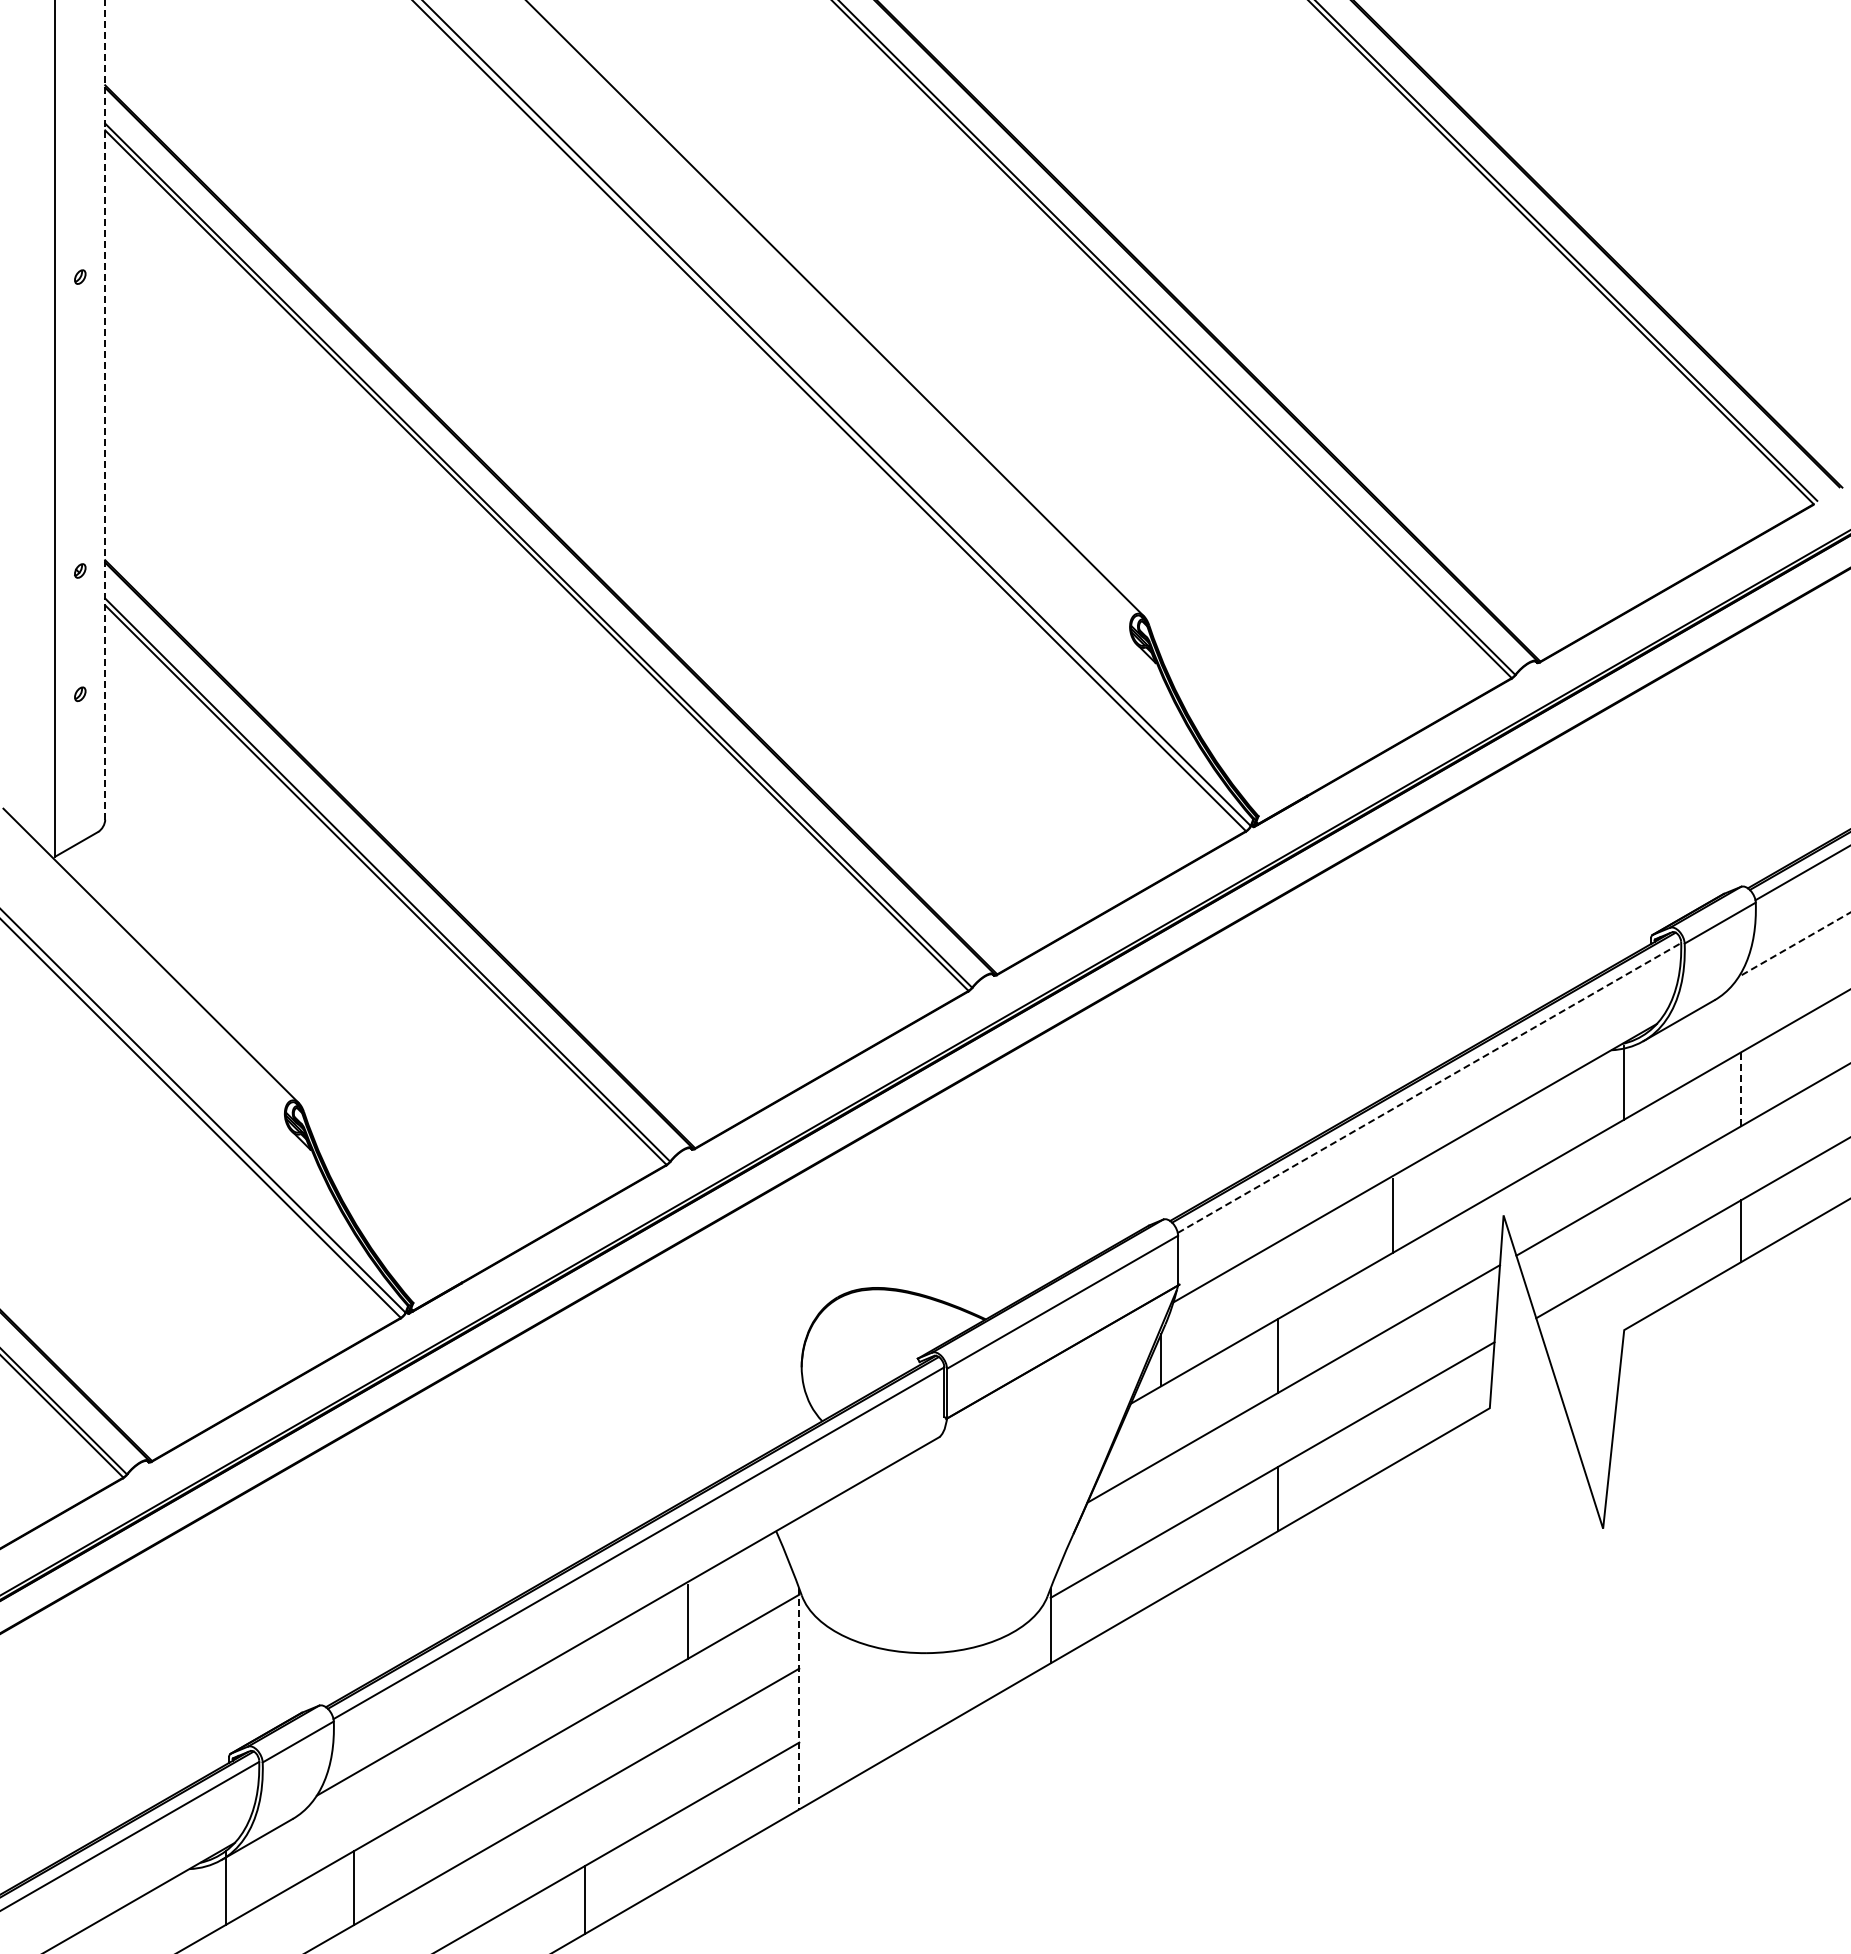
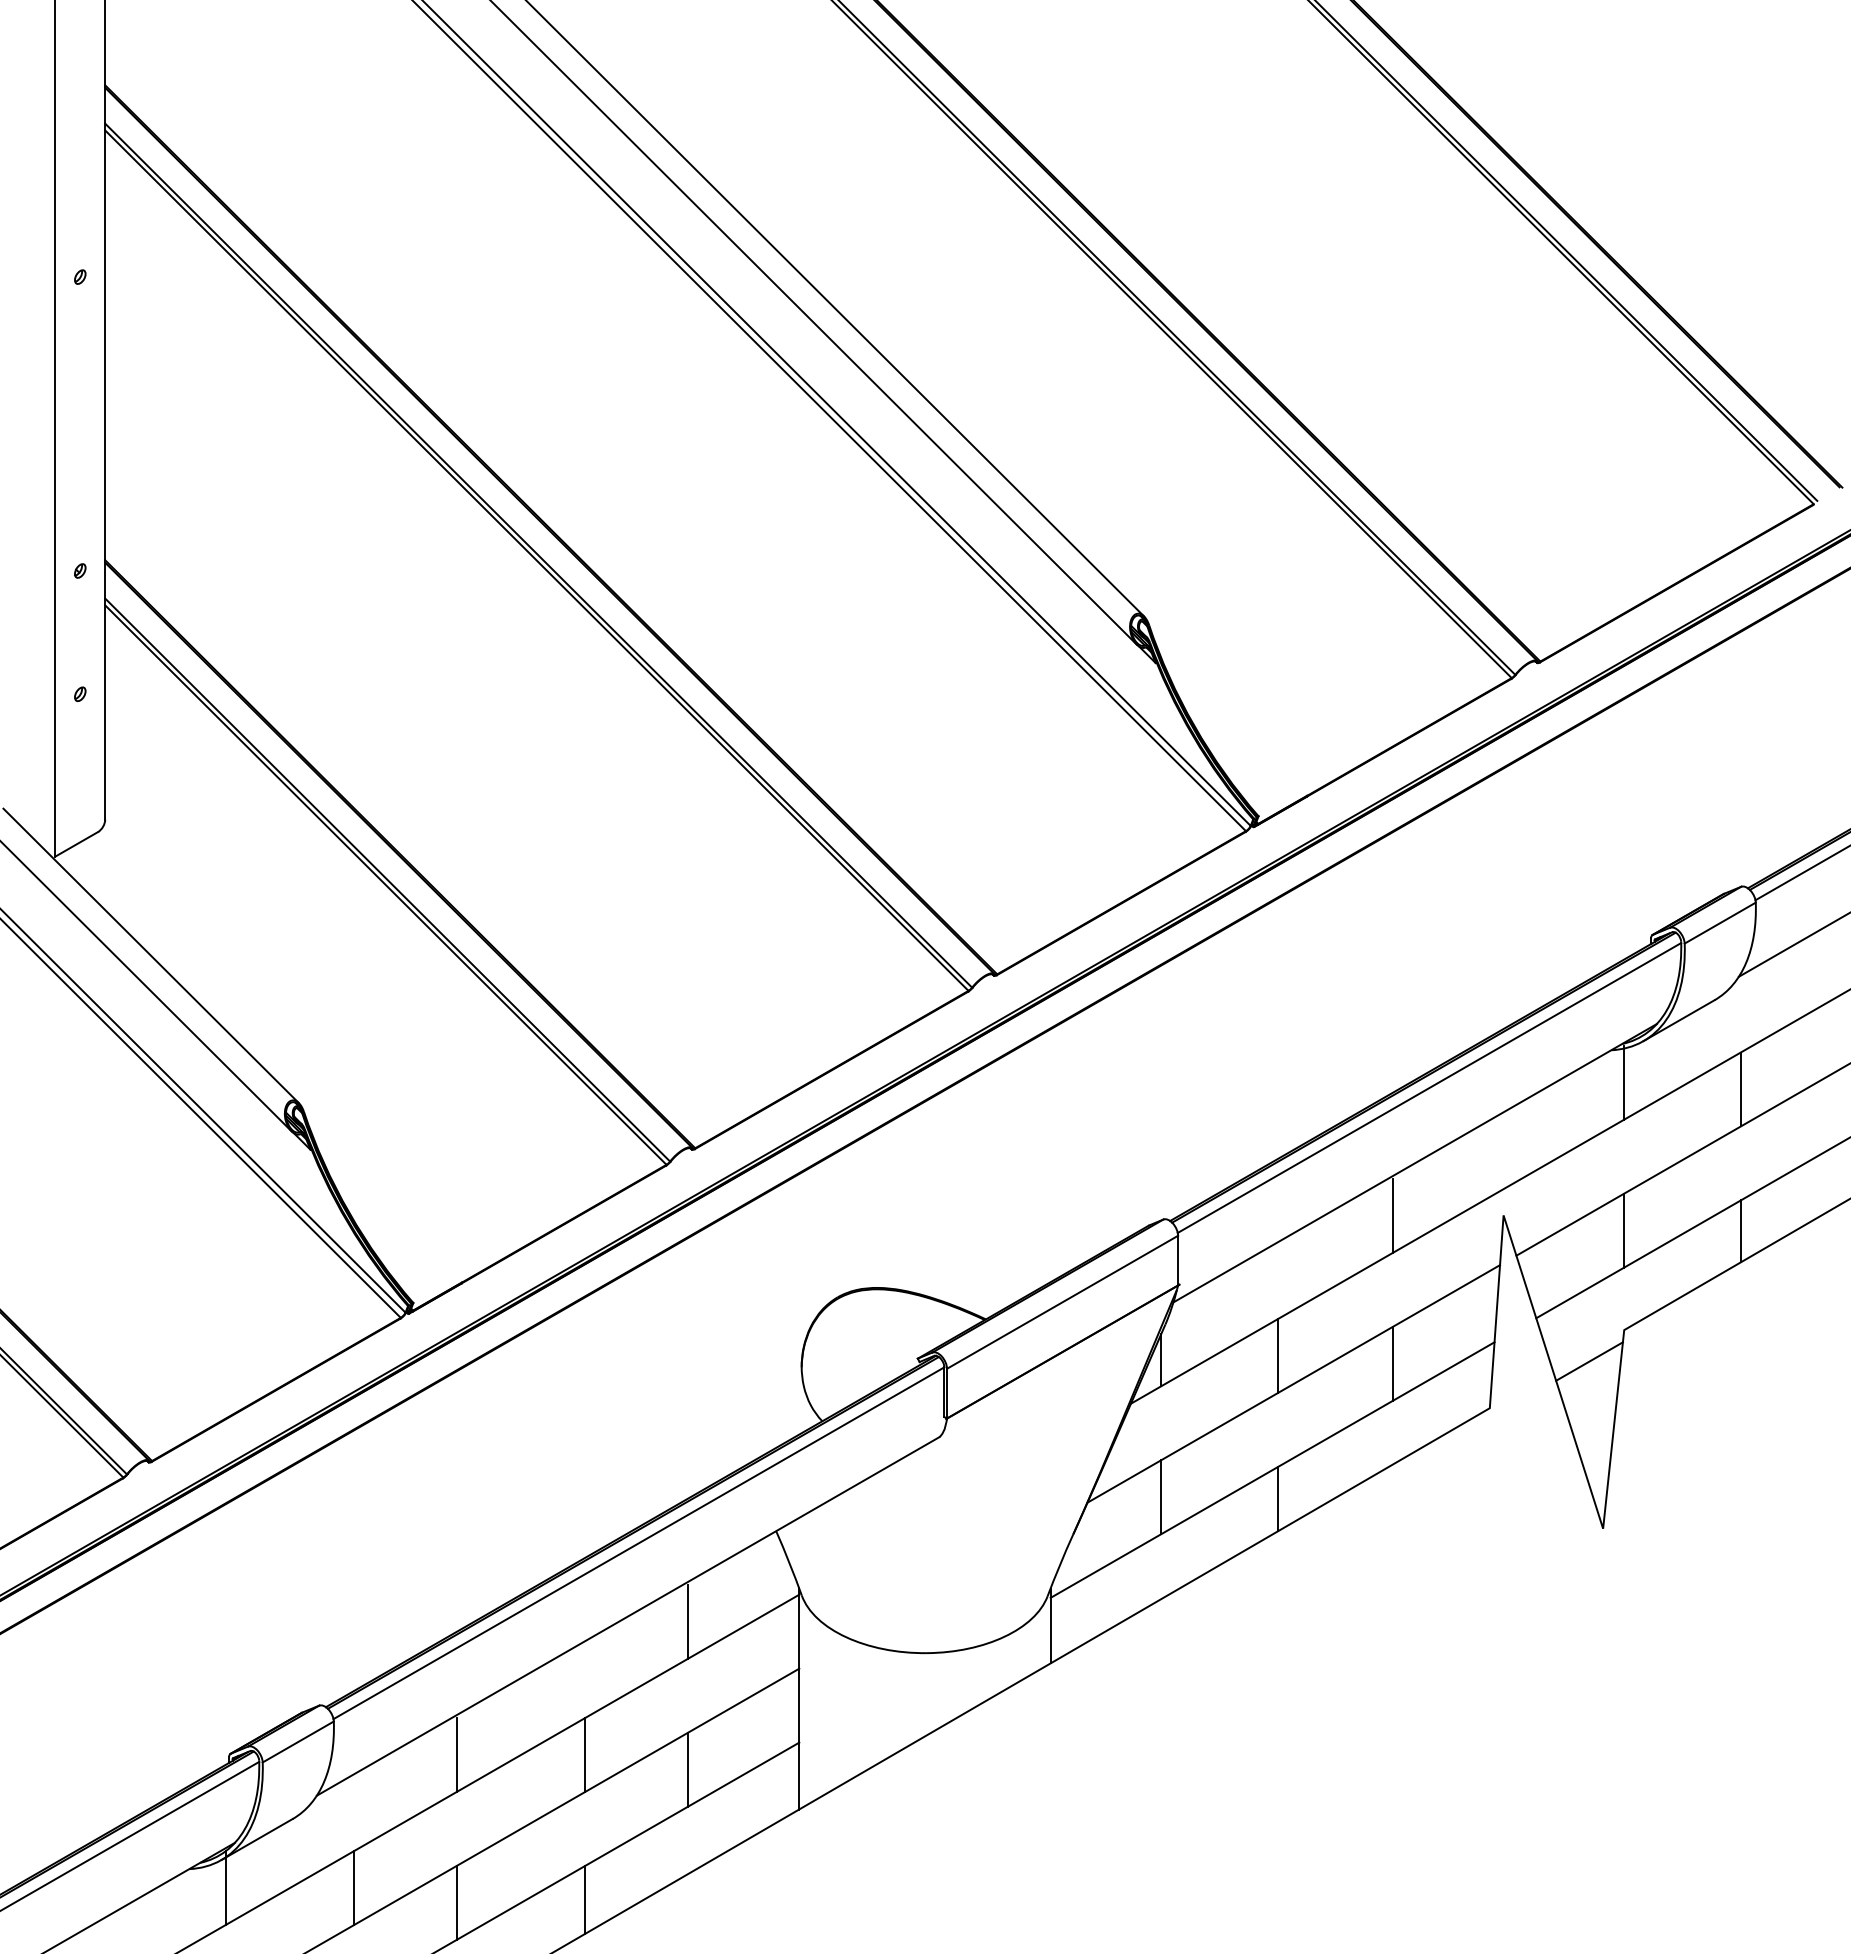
line: none -> present (814, 323)
line: dashed -> solid (105, 409)
line: dashed -> solid (1794, 944)
line: none -> present (146, 986)
line: dashed -> solid (1429, 1087)
line: dashed -> solid (1740, 1089)
line: none -> present (1623, 1230)
line: none -> present (1589, 1361)
line: none -> present (1392, 1363)
line: none -> present (1161, 1497)
line: dashed -> solid (799, 1698)
line: none -> present (456, 1754)
line: none -> present (584, 1755)
line: none -> present (688, 1769)
line: none -> present (456, 1902)
